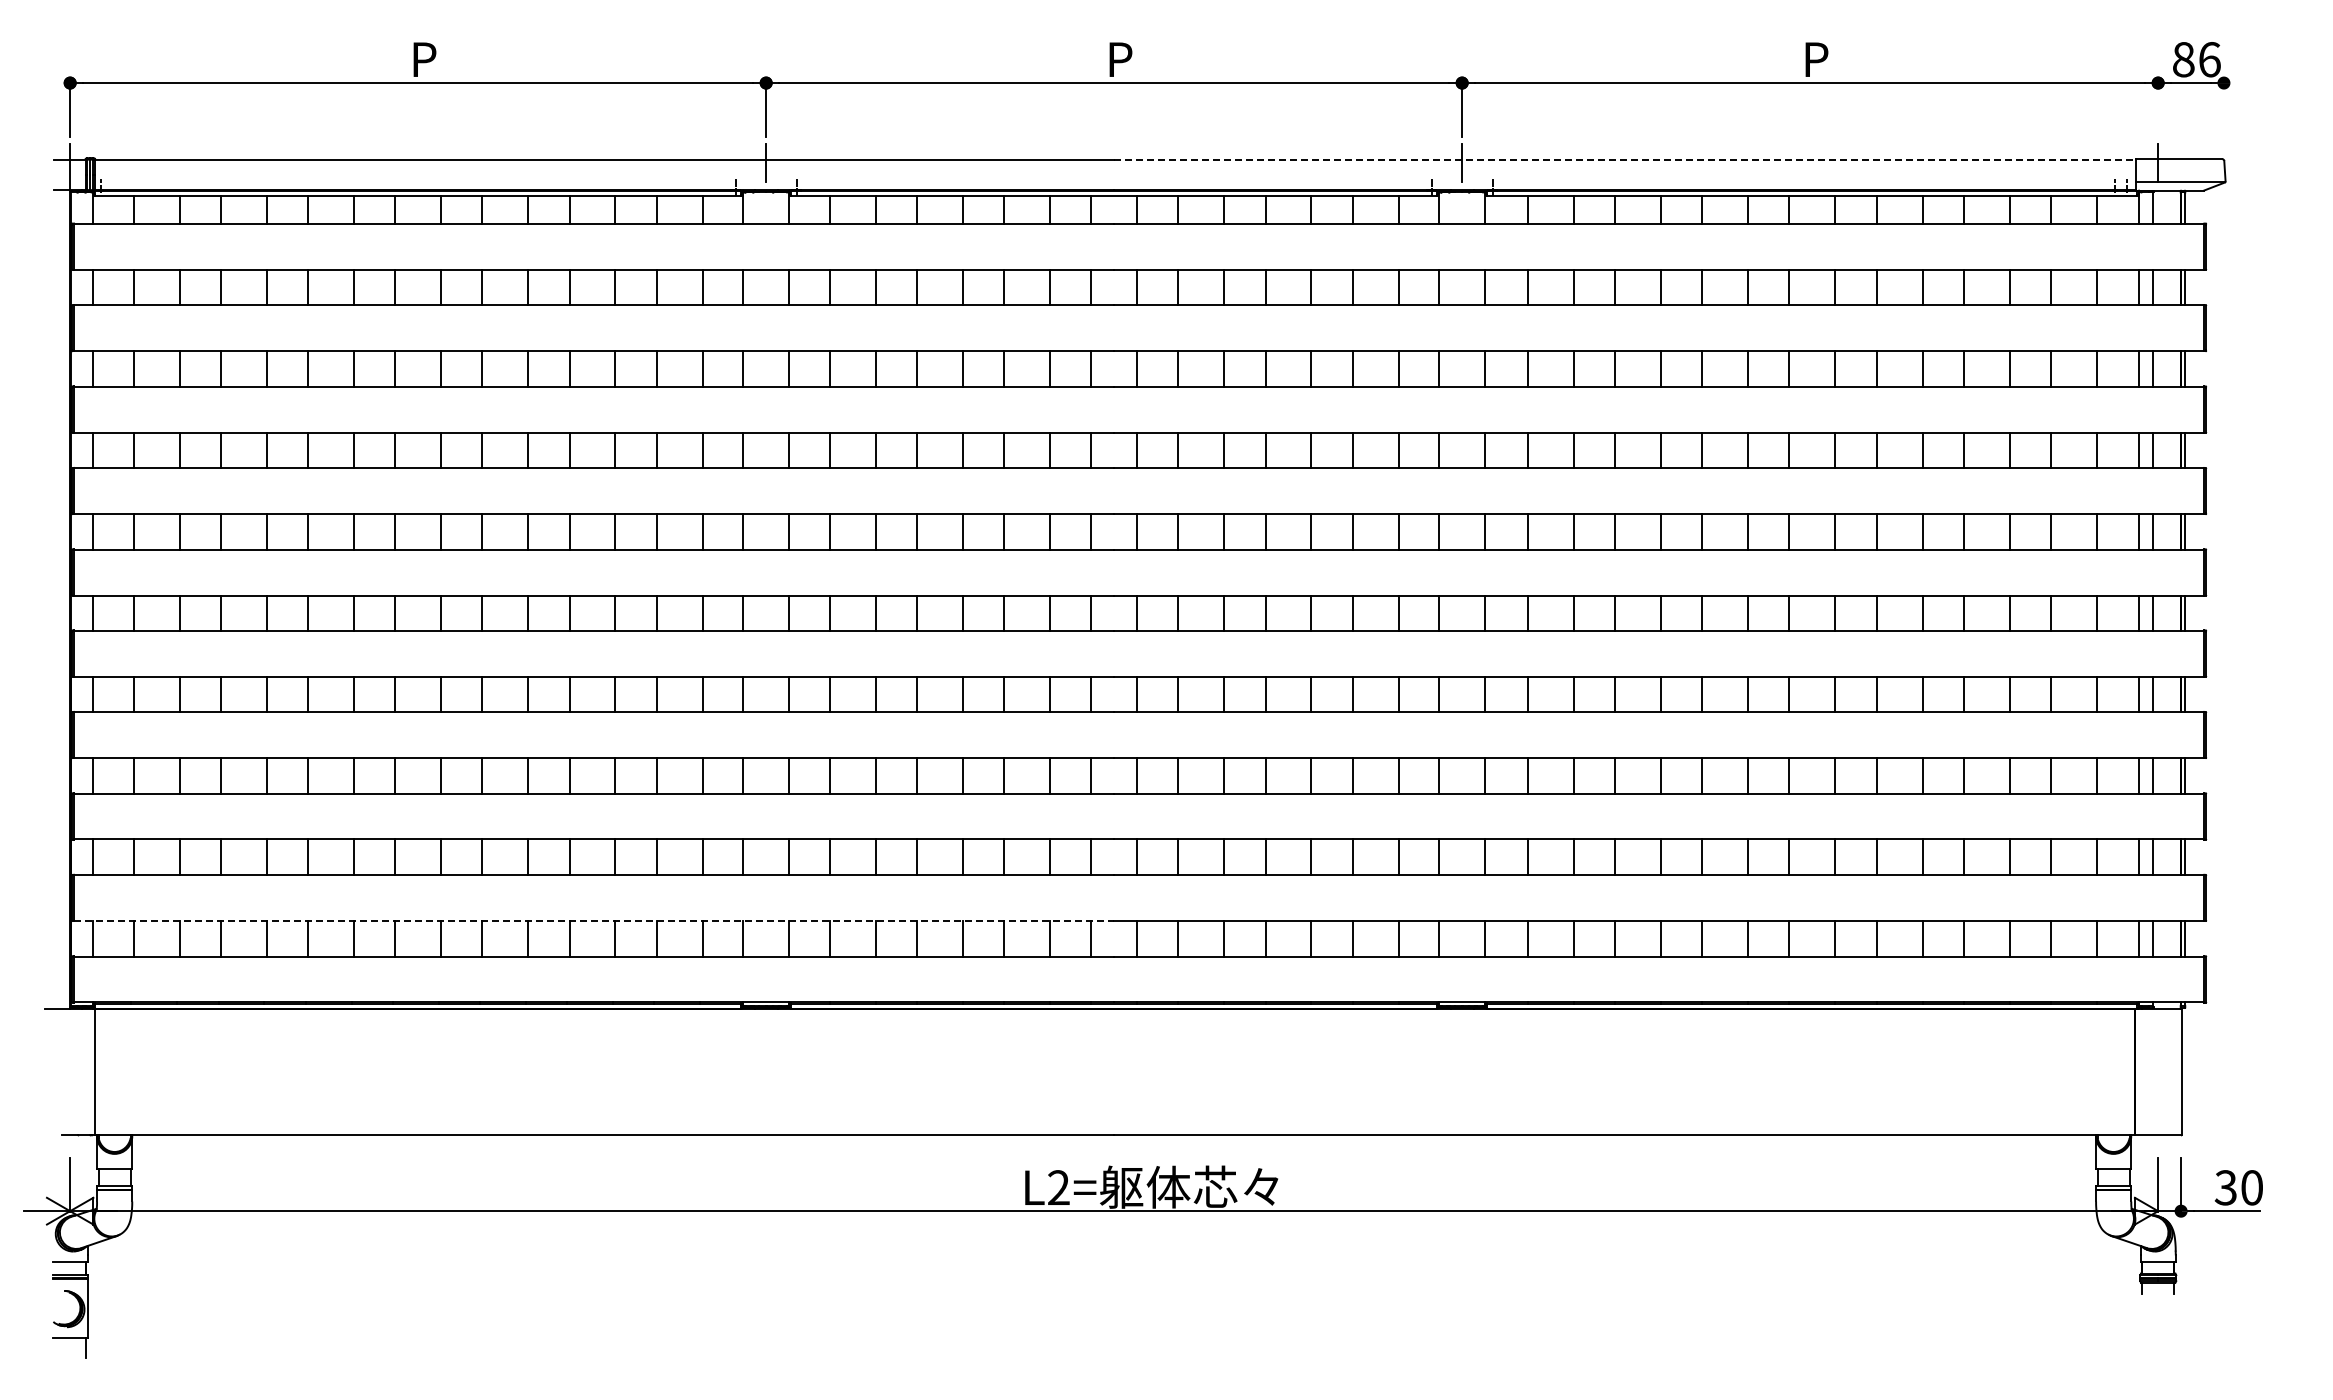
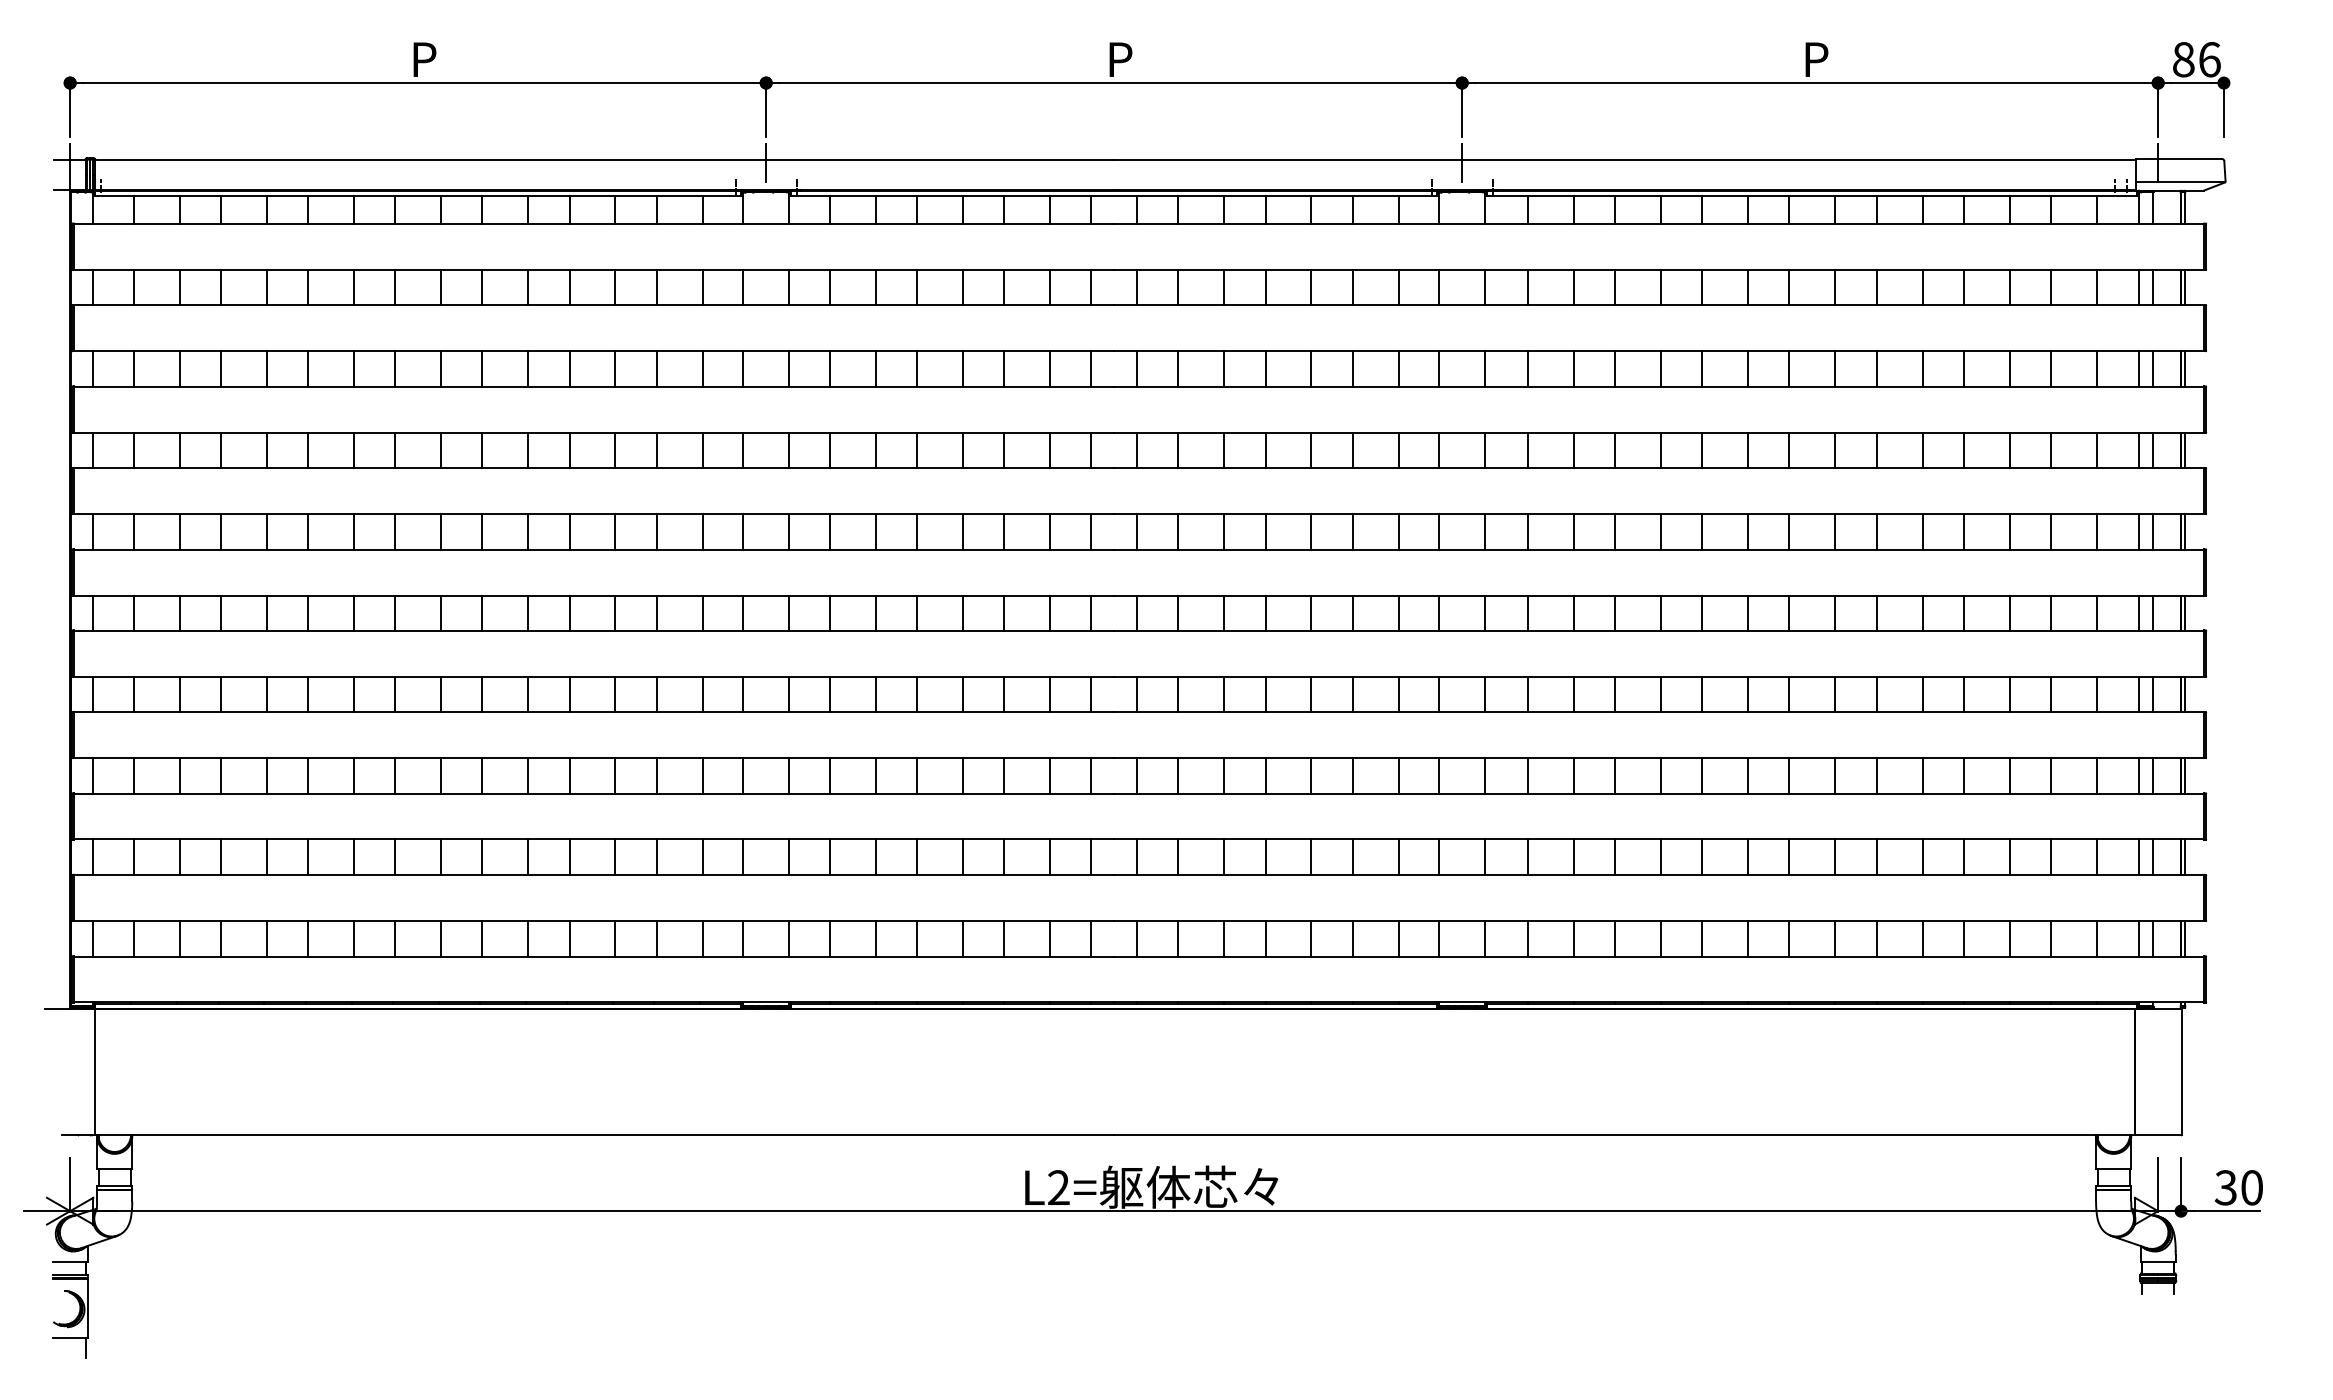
line: none -> present (2158, 109)
line: none -> present (2223, 109)
line: dashed -> solid (1625, 159)
line: dashed -> solid (594, 920)
